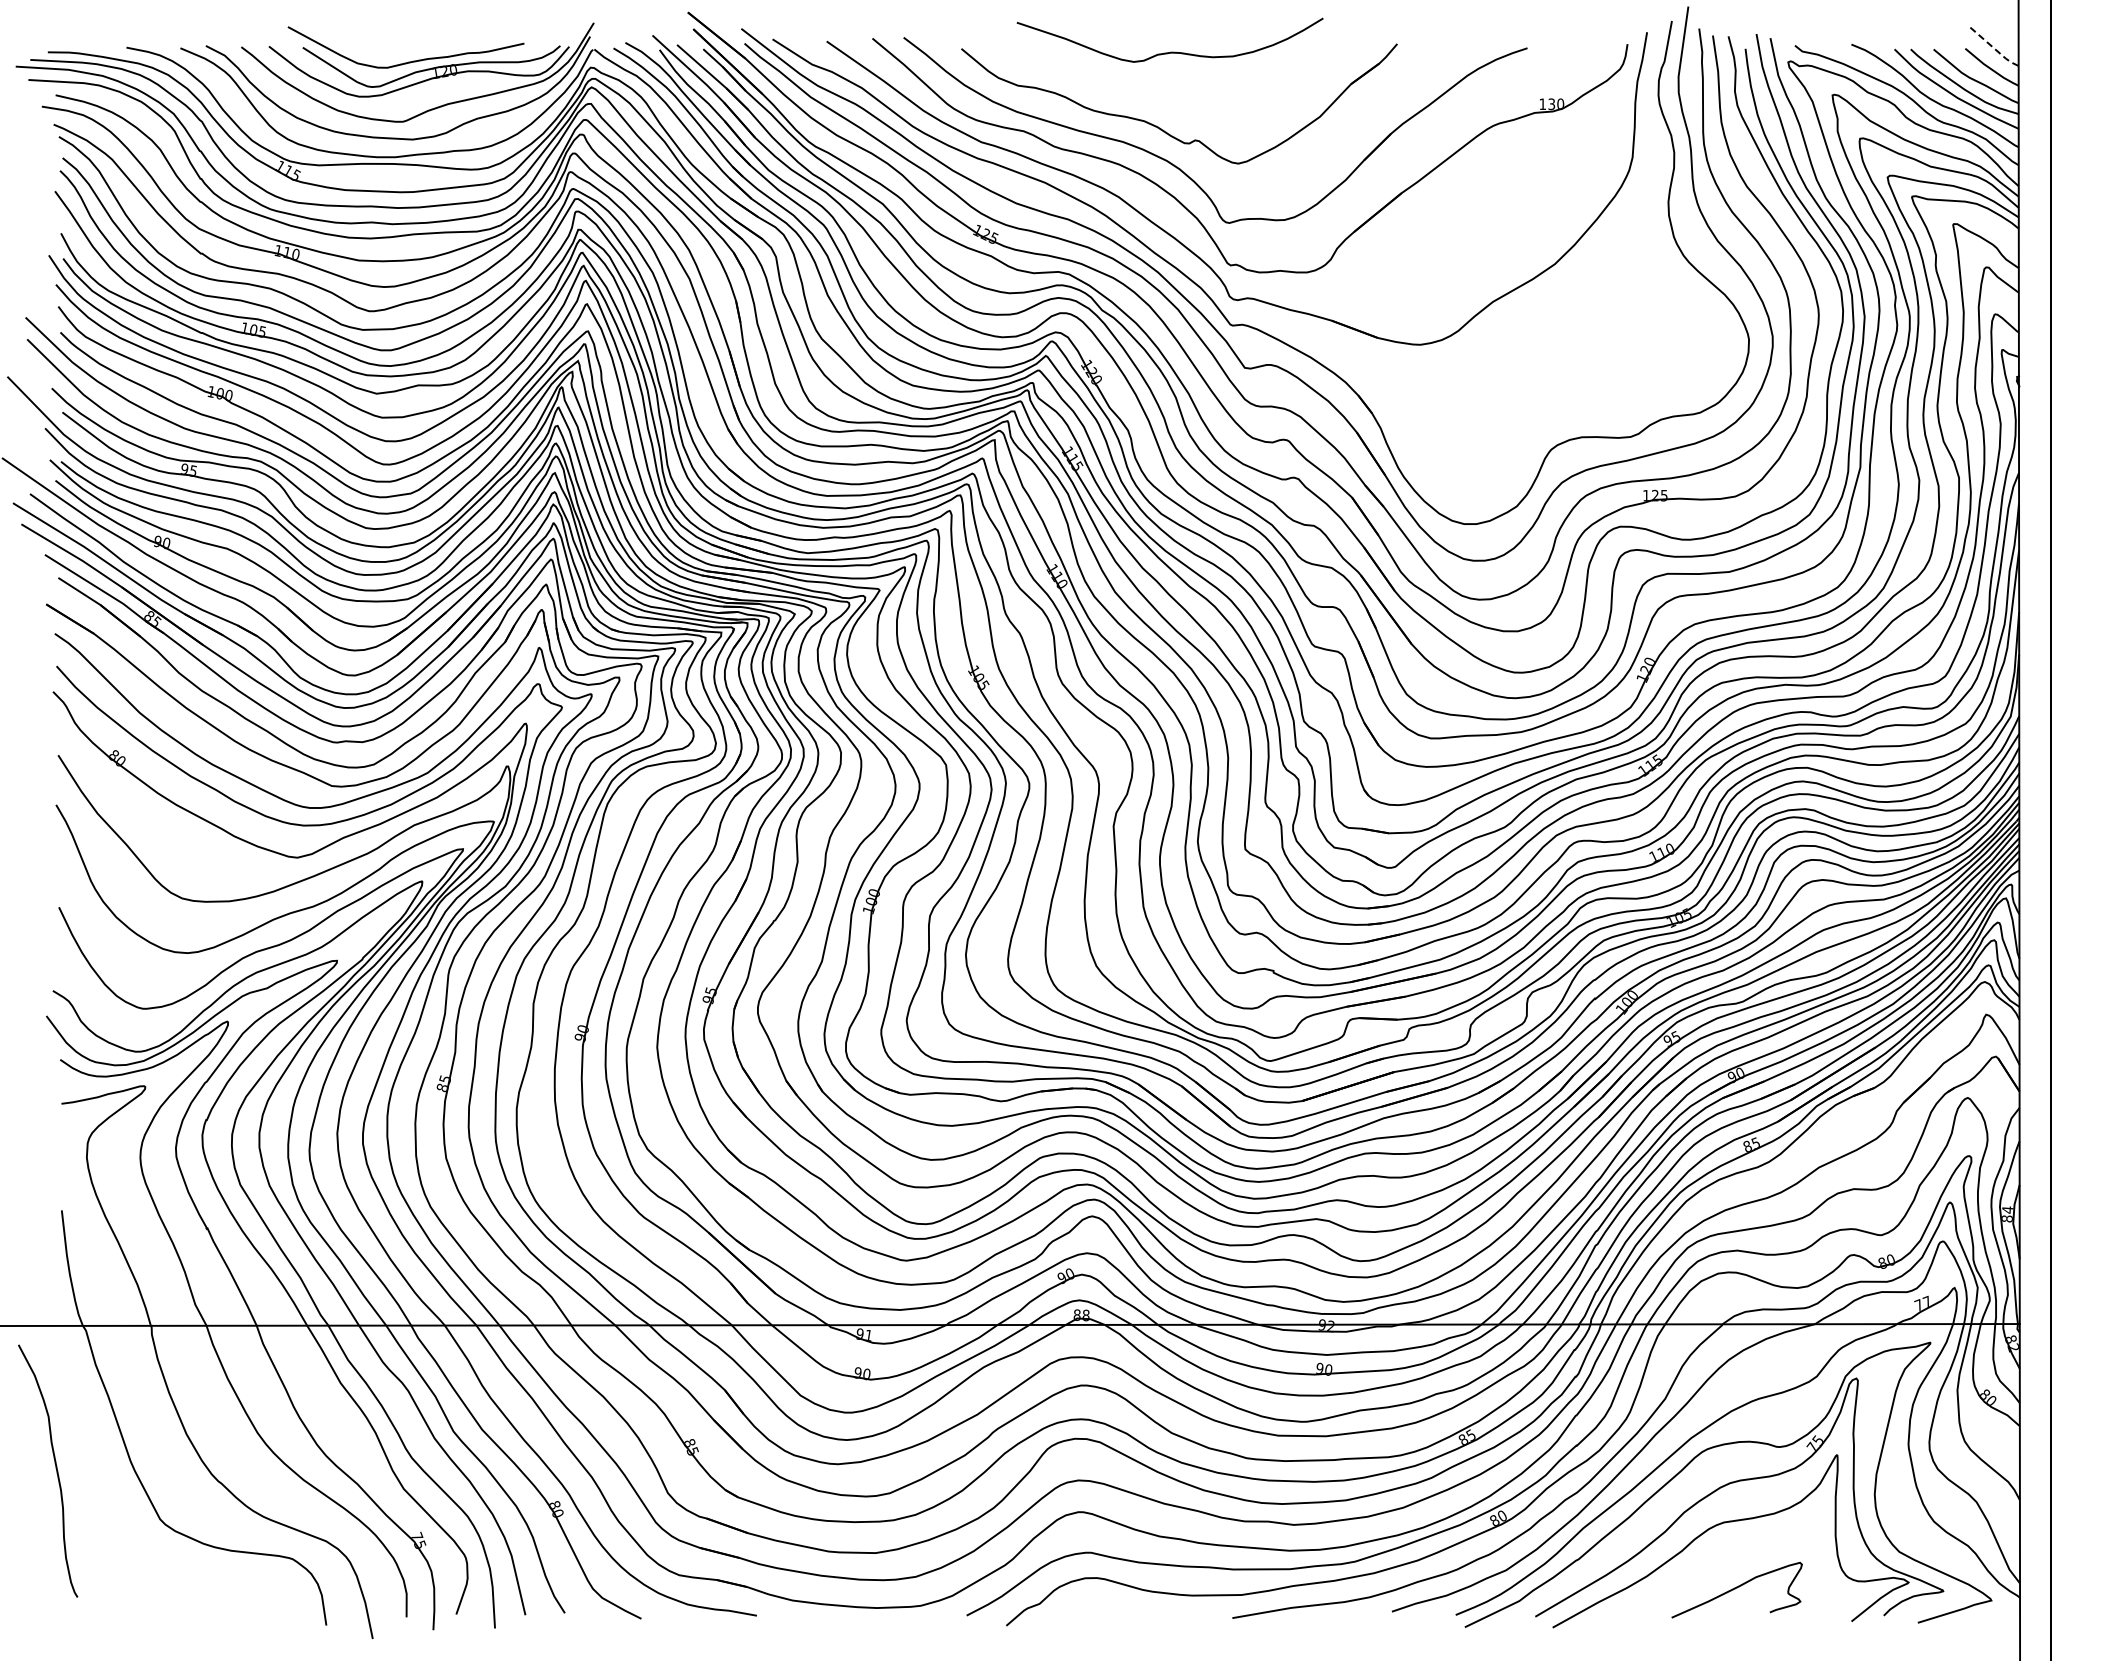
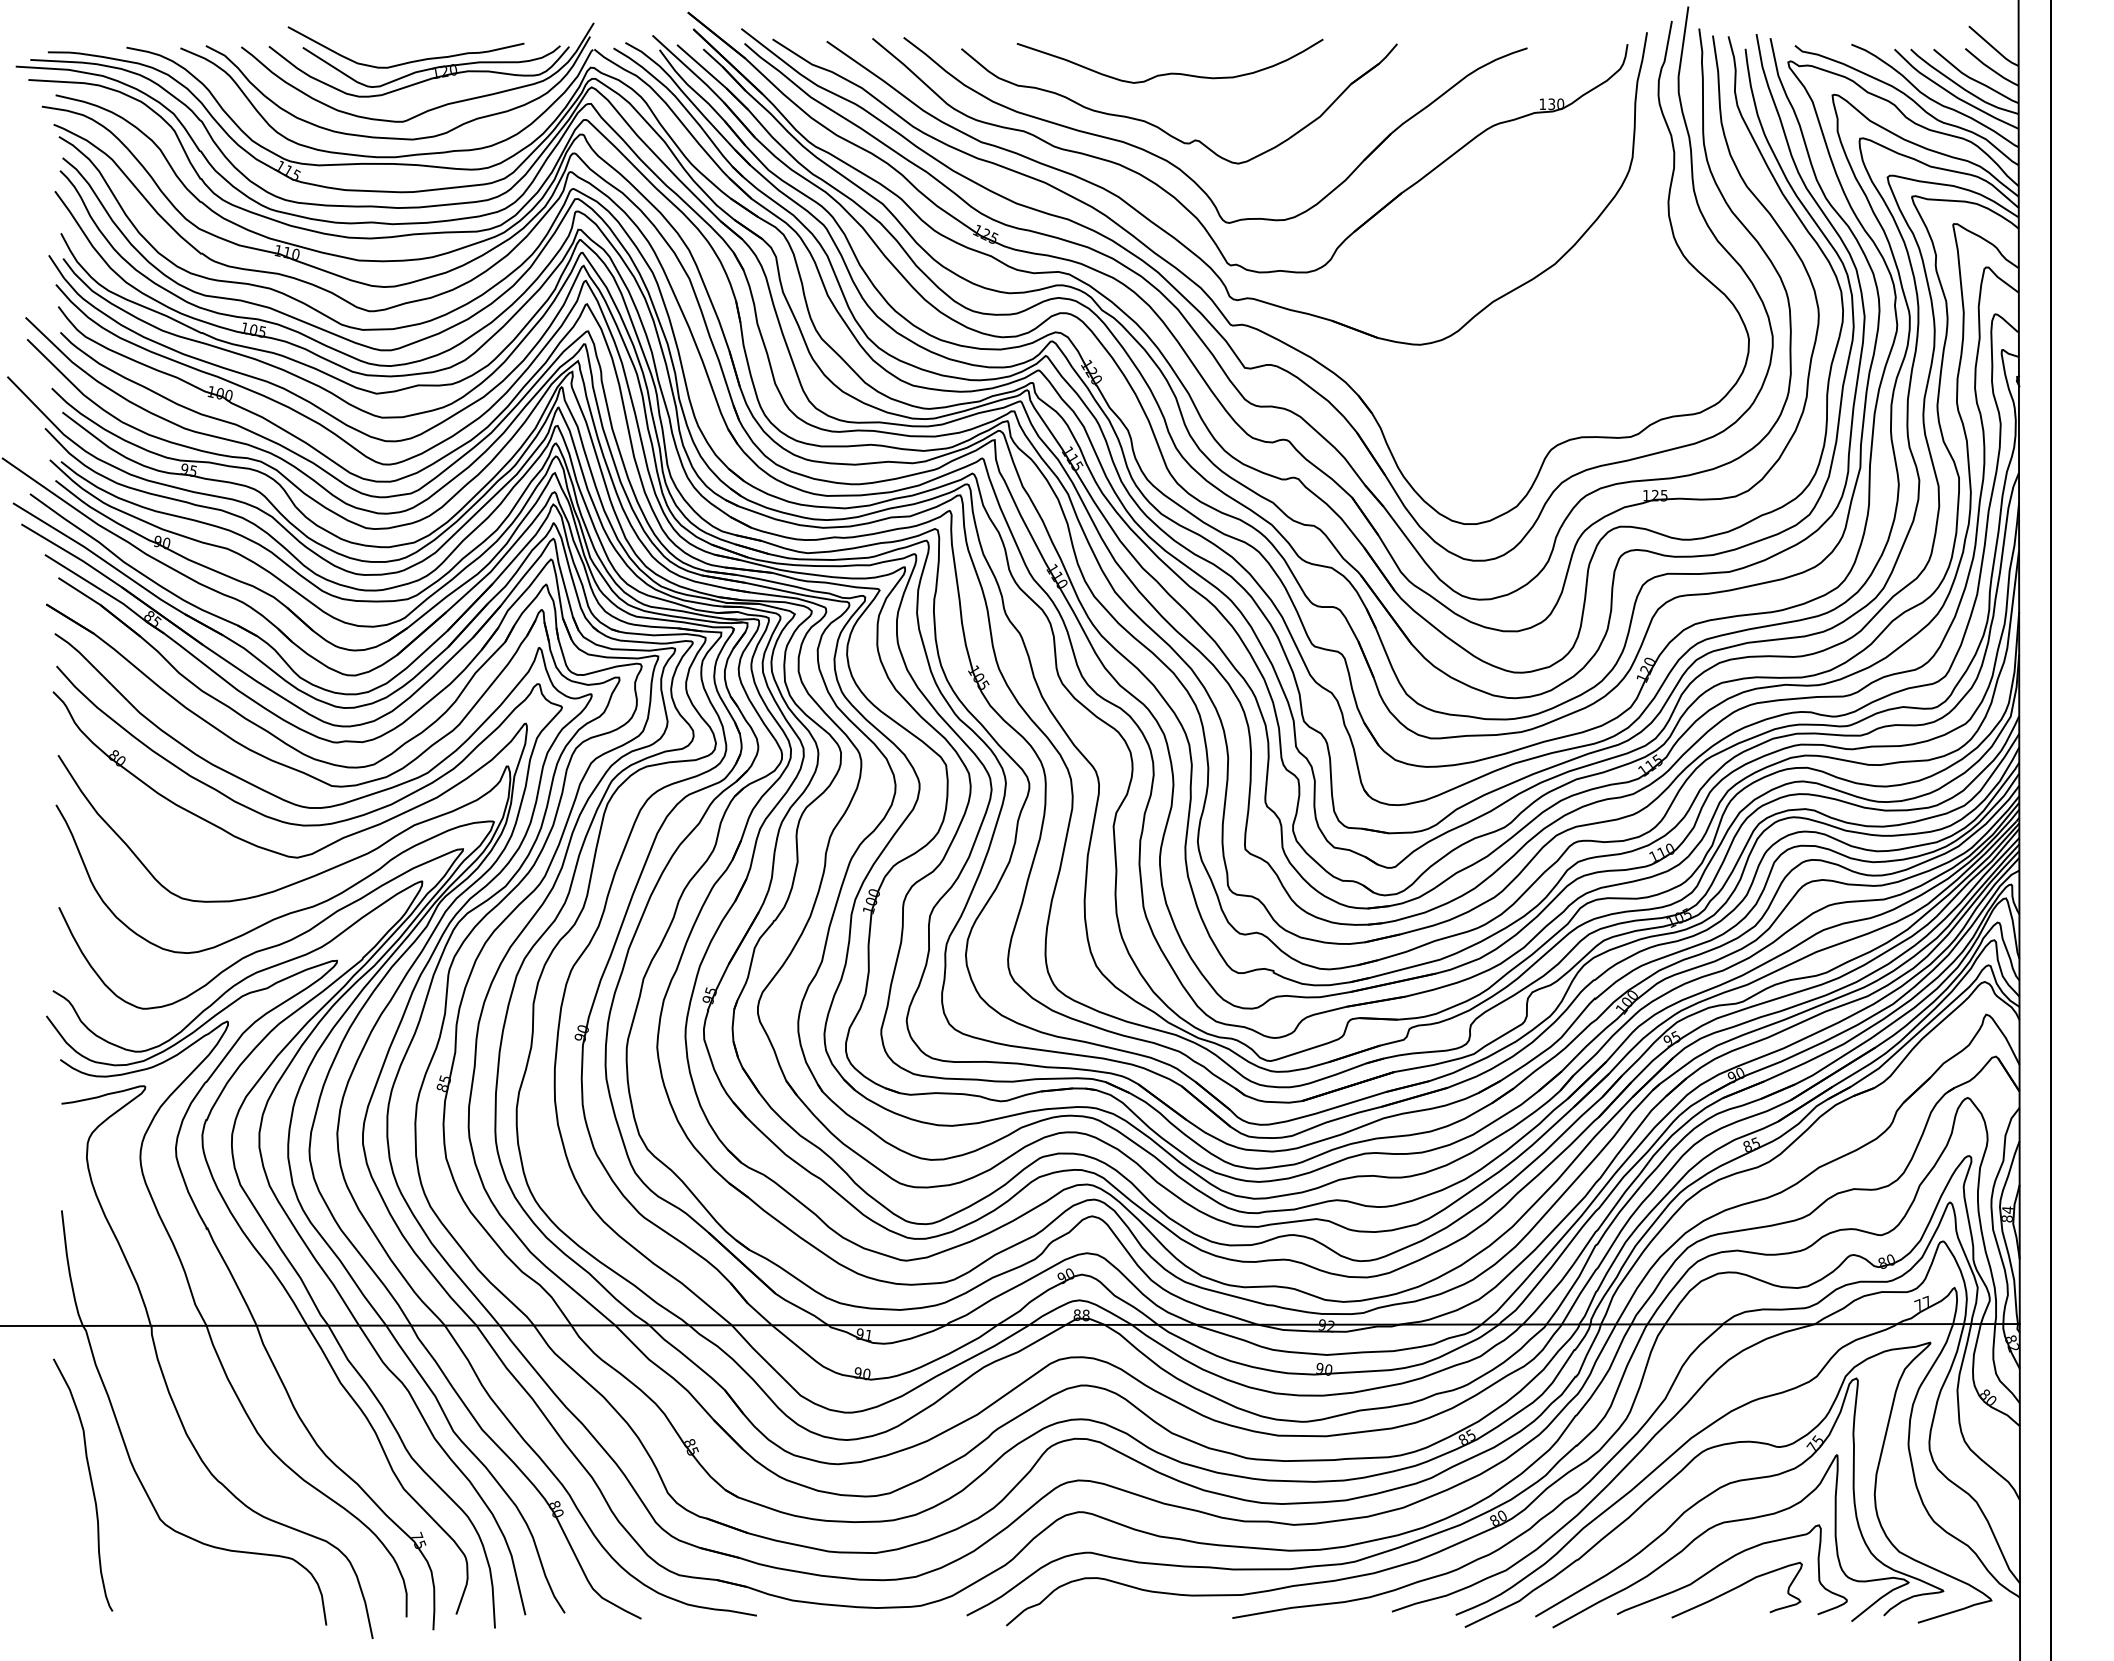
line: dashed -> solid (1994, 48)
curve position: (1170, 51) -> (1170, 72) (1170, 72)
curve position: (55, 1468) -> (90, 1482) (90, 1482)
curve: none -> present (1727, 1561)
